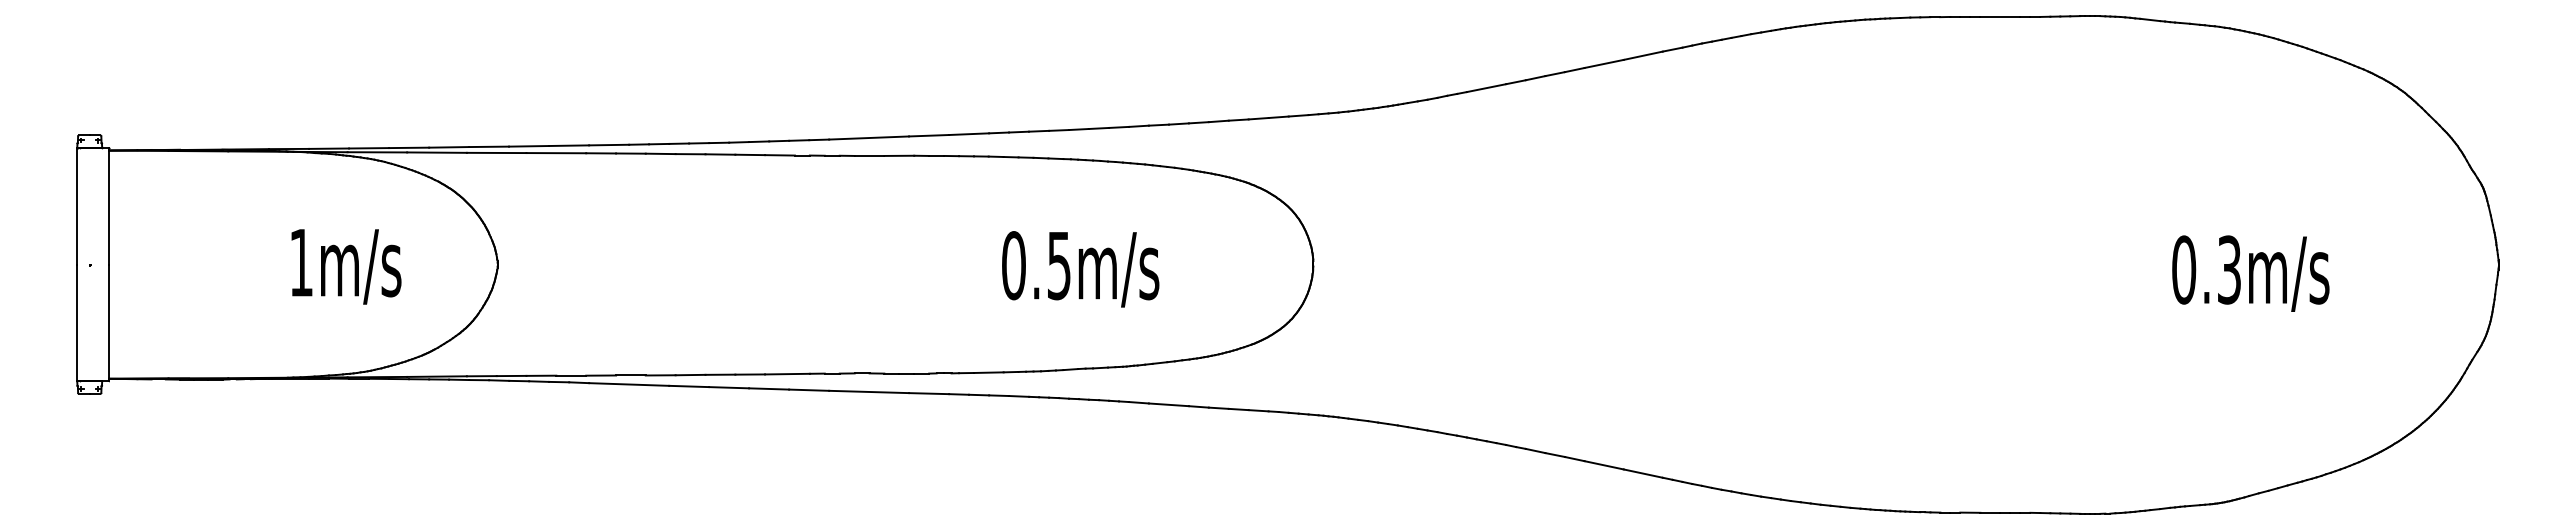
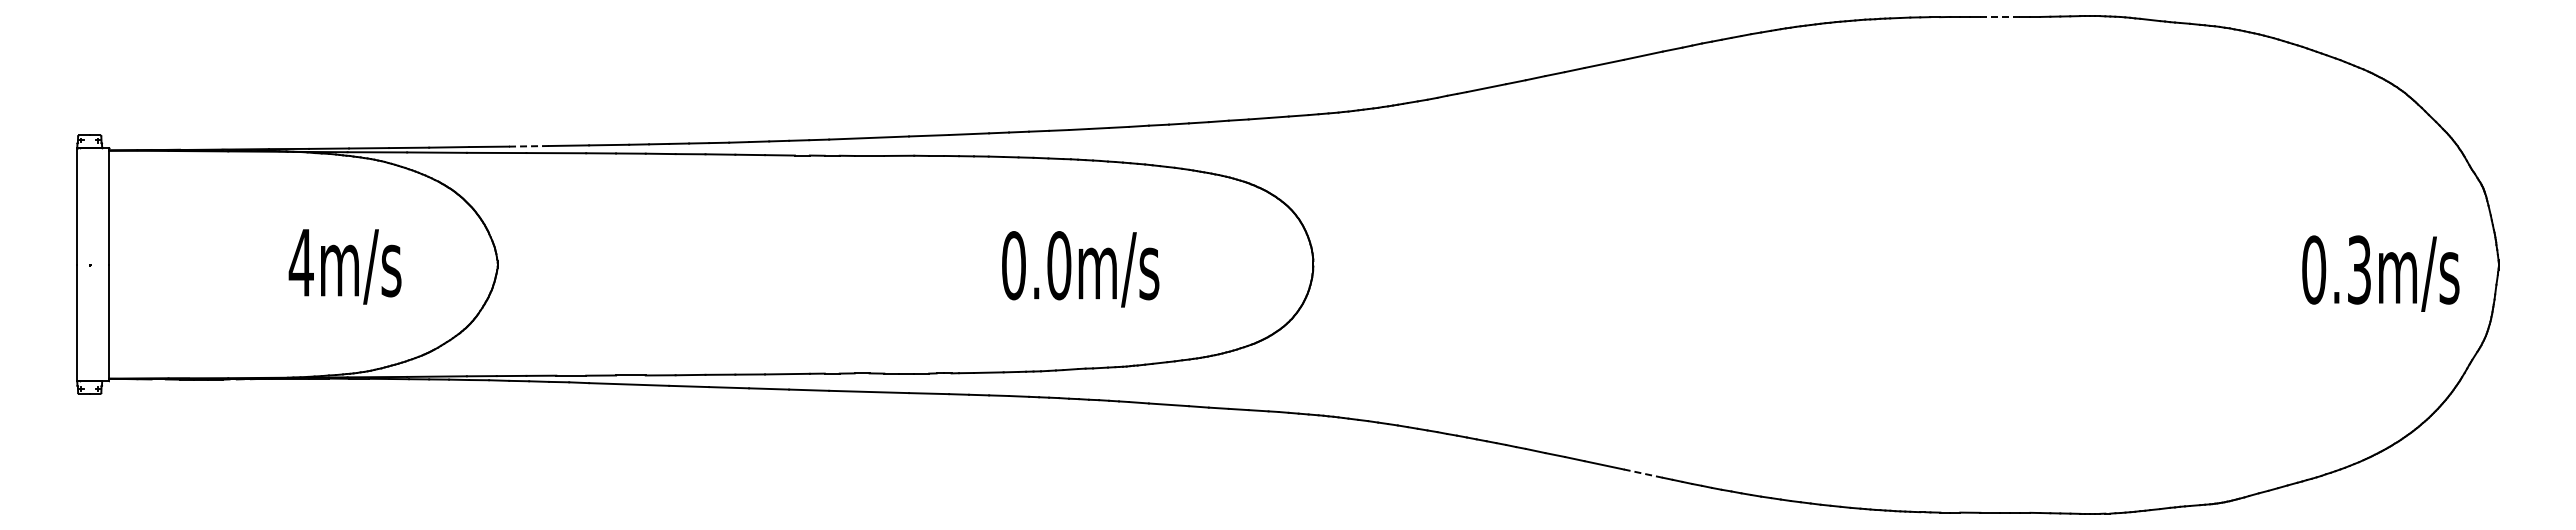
line: solid -> dashed (2000, 16)
line: solid -> dashed (529, 146)
text: 1m/s -> 4m/s (300, 262)
text: 0.5m/s -> 0.0m/s (1059, 265)
text position: (2250, 273) -> (2380, 273) (2380, 273)
line: solid -> dashed (1643, 473)
